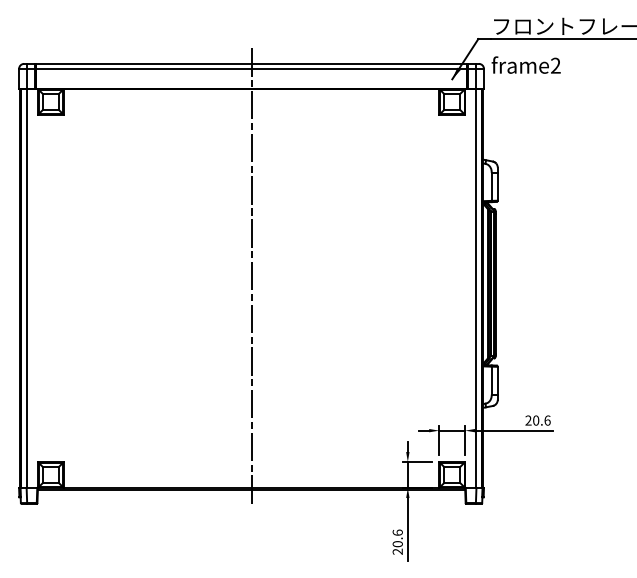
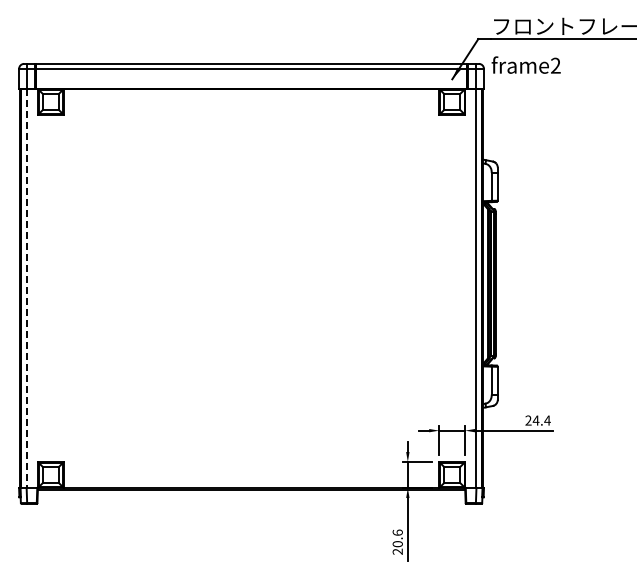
line: present -> none (251, 276)
line: solid -> dashed (26, 288)
text: 20.6 -> 24.4 (541, 420)
